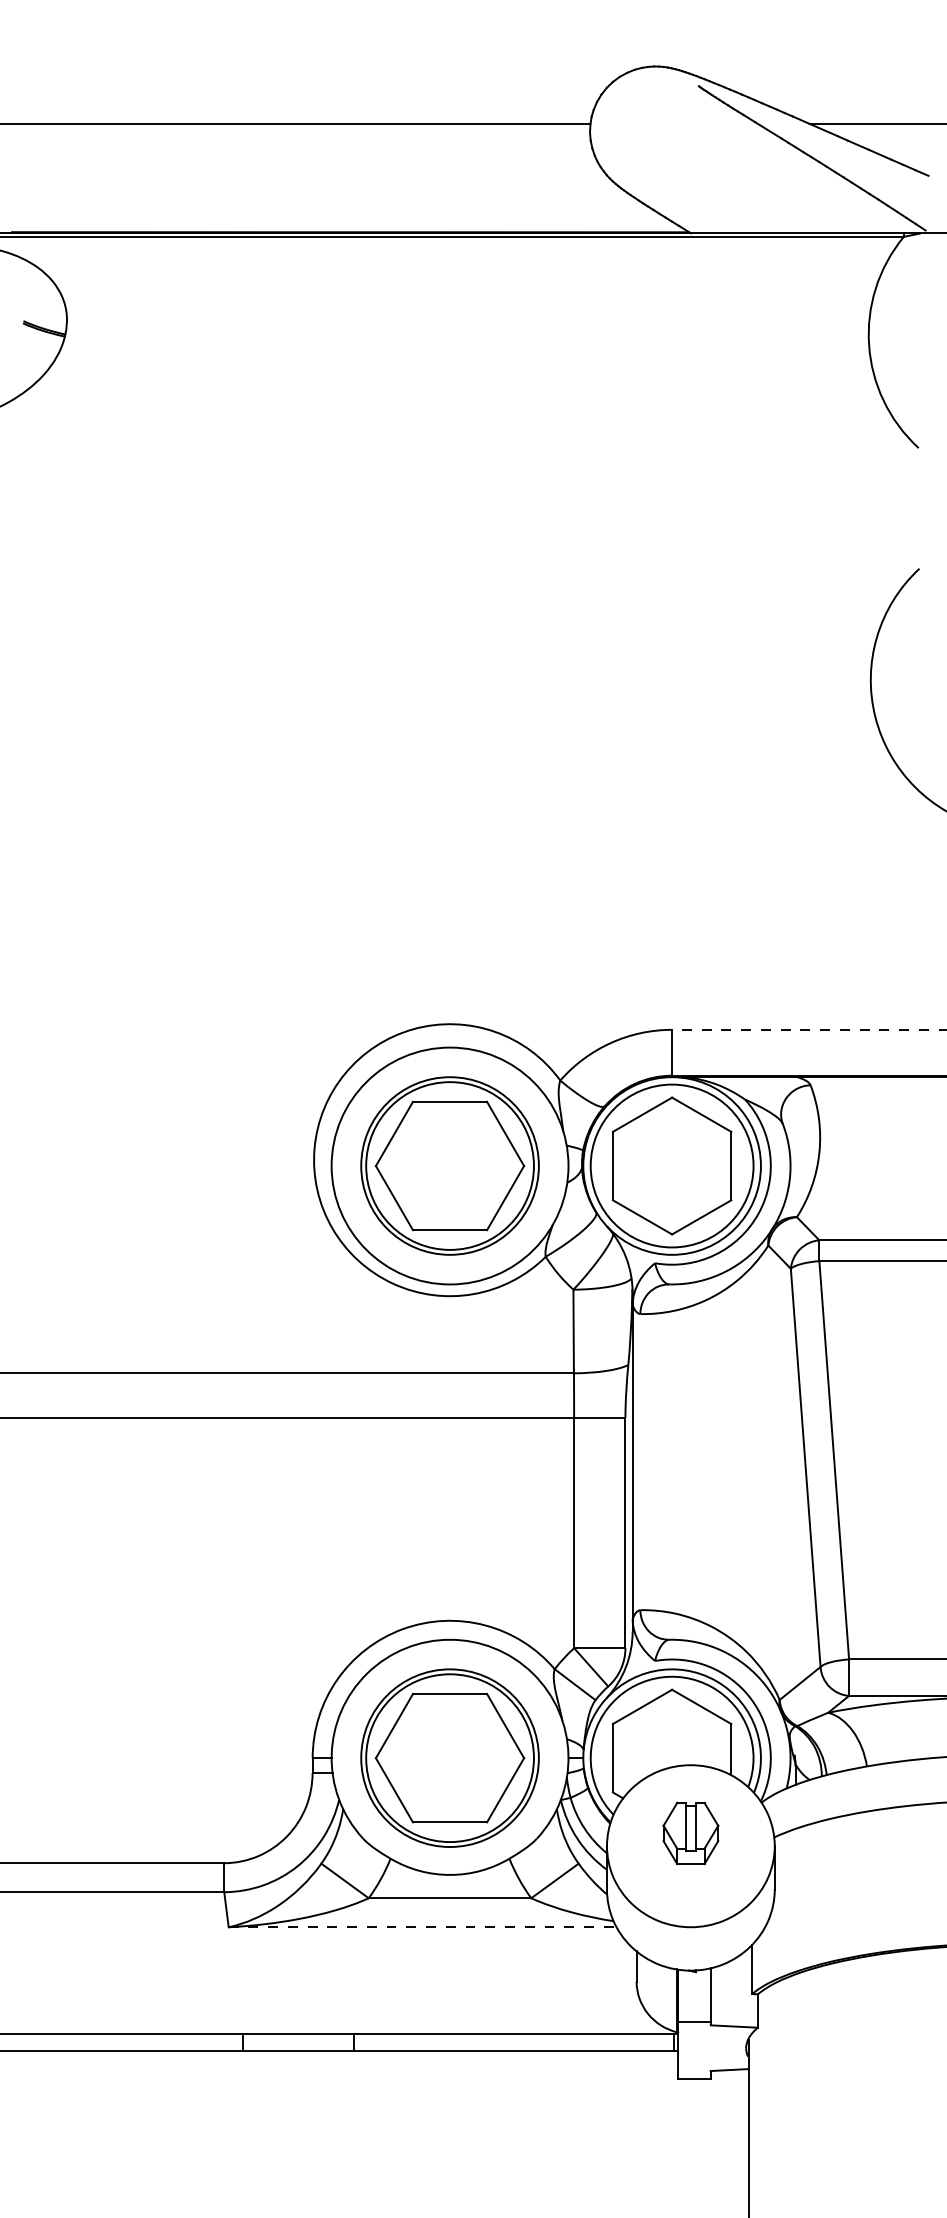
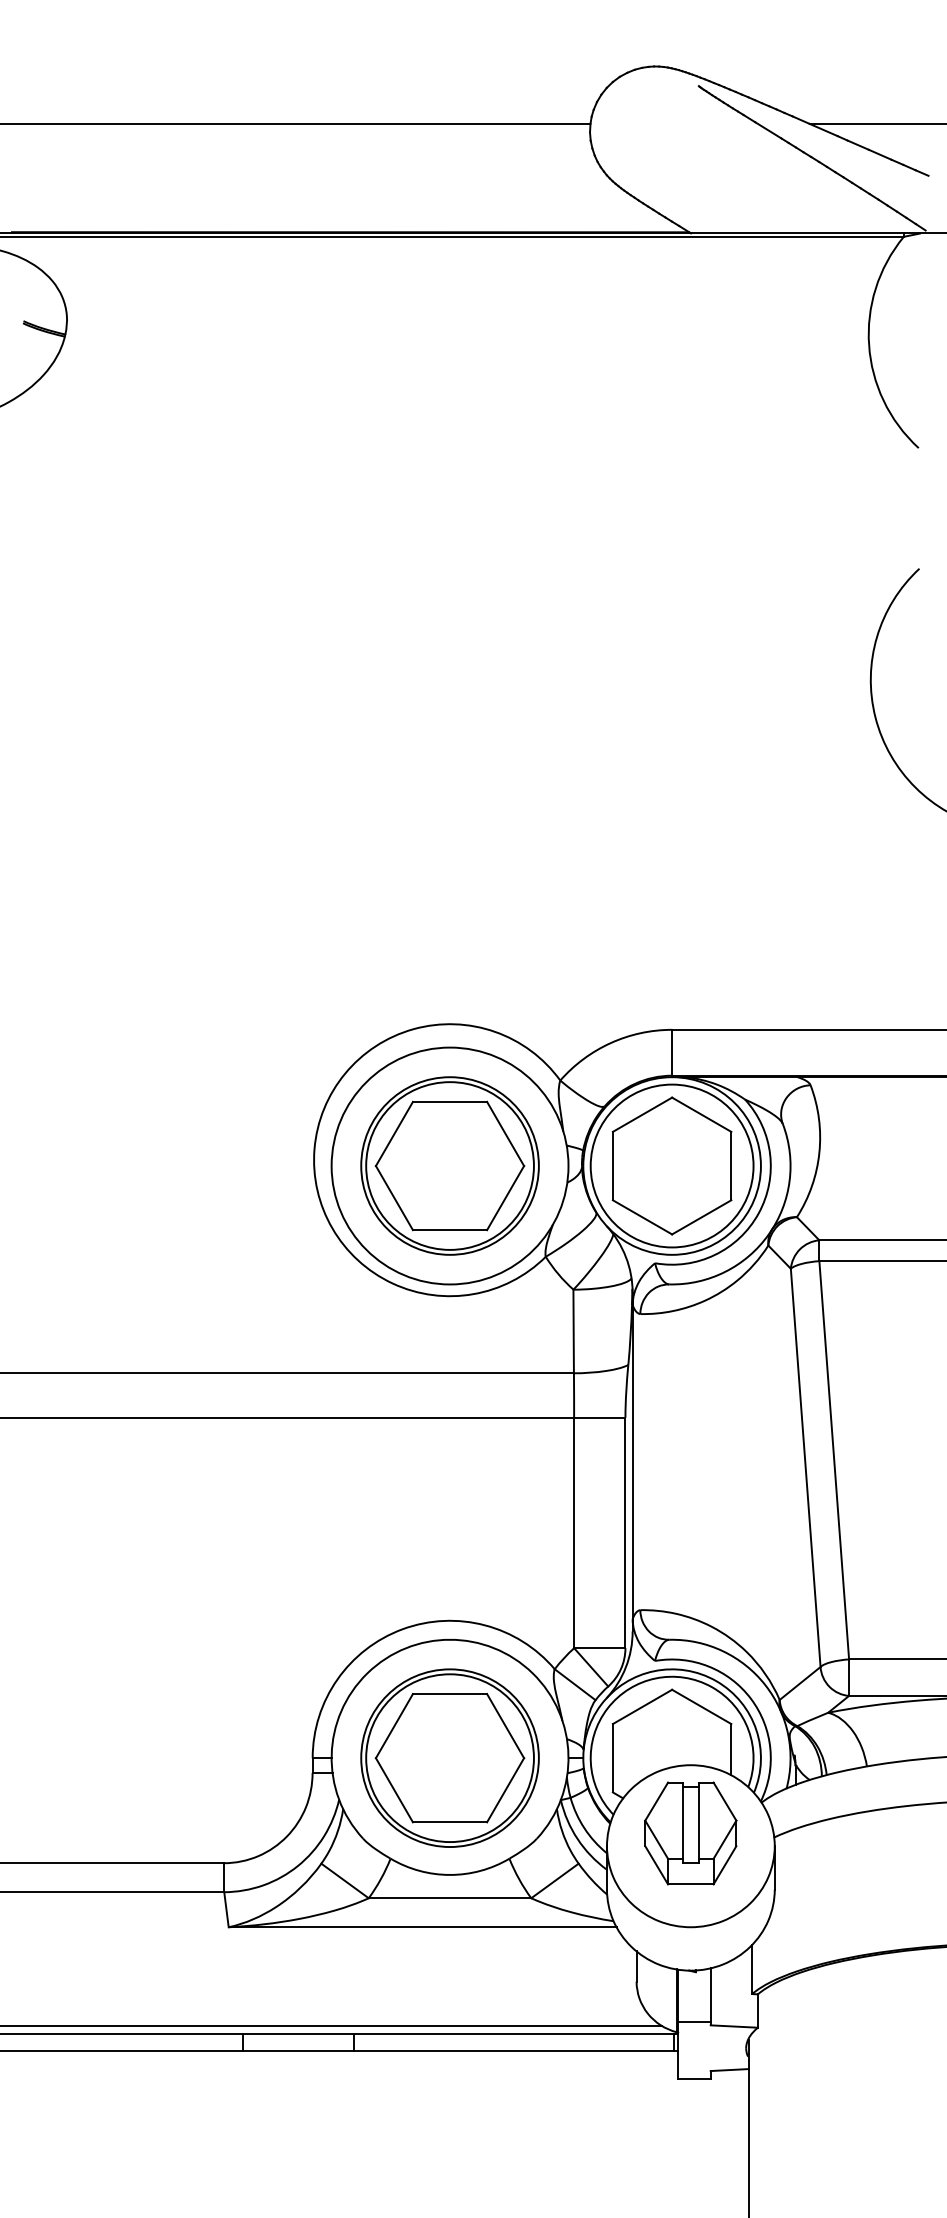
line: dashed -> solid (809, 1029)
part size: 58x65 px -> 94x105 px (690, 1833)
line: dashed -> solid (422, 1927)
line: none -> present (331, 2025)
